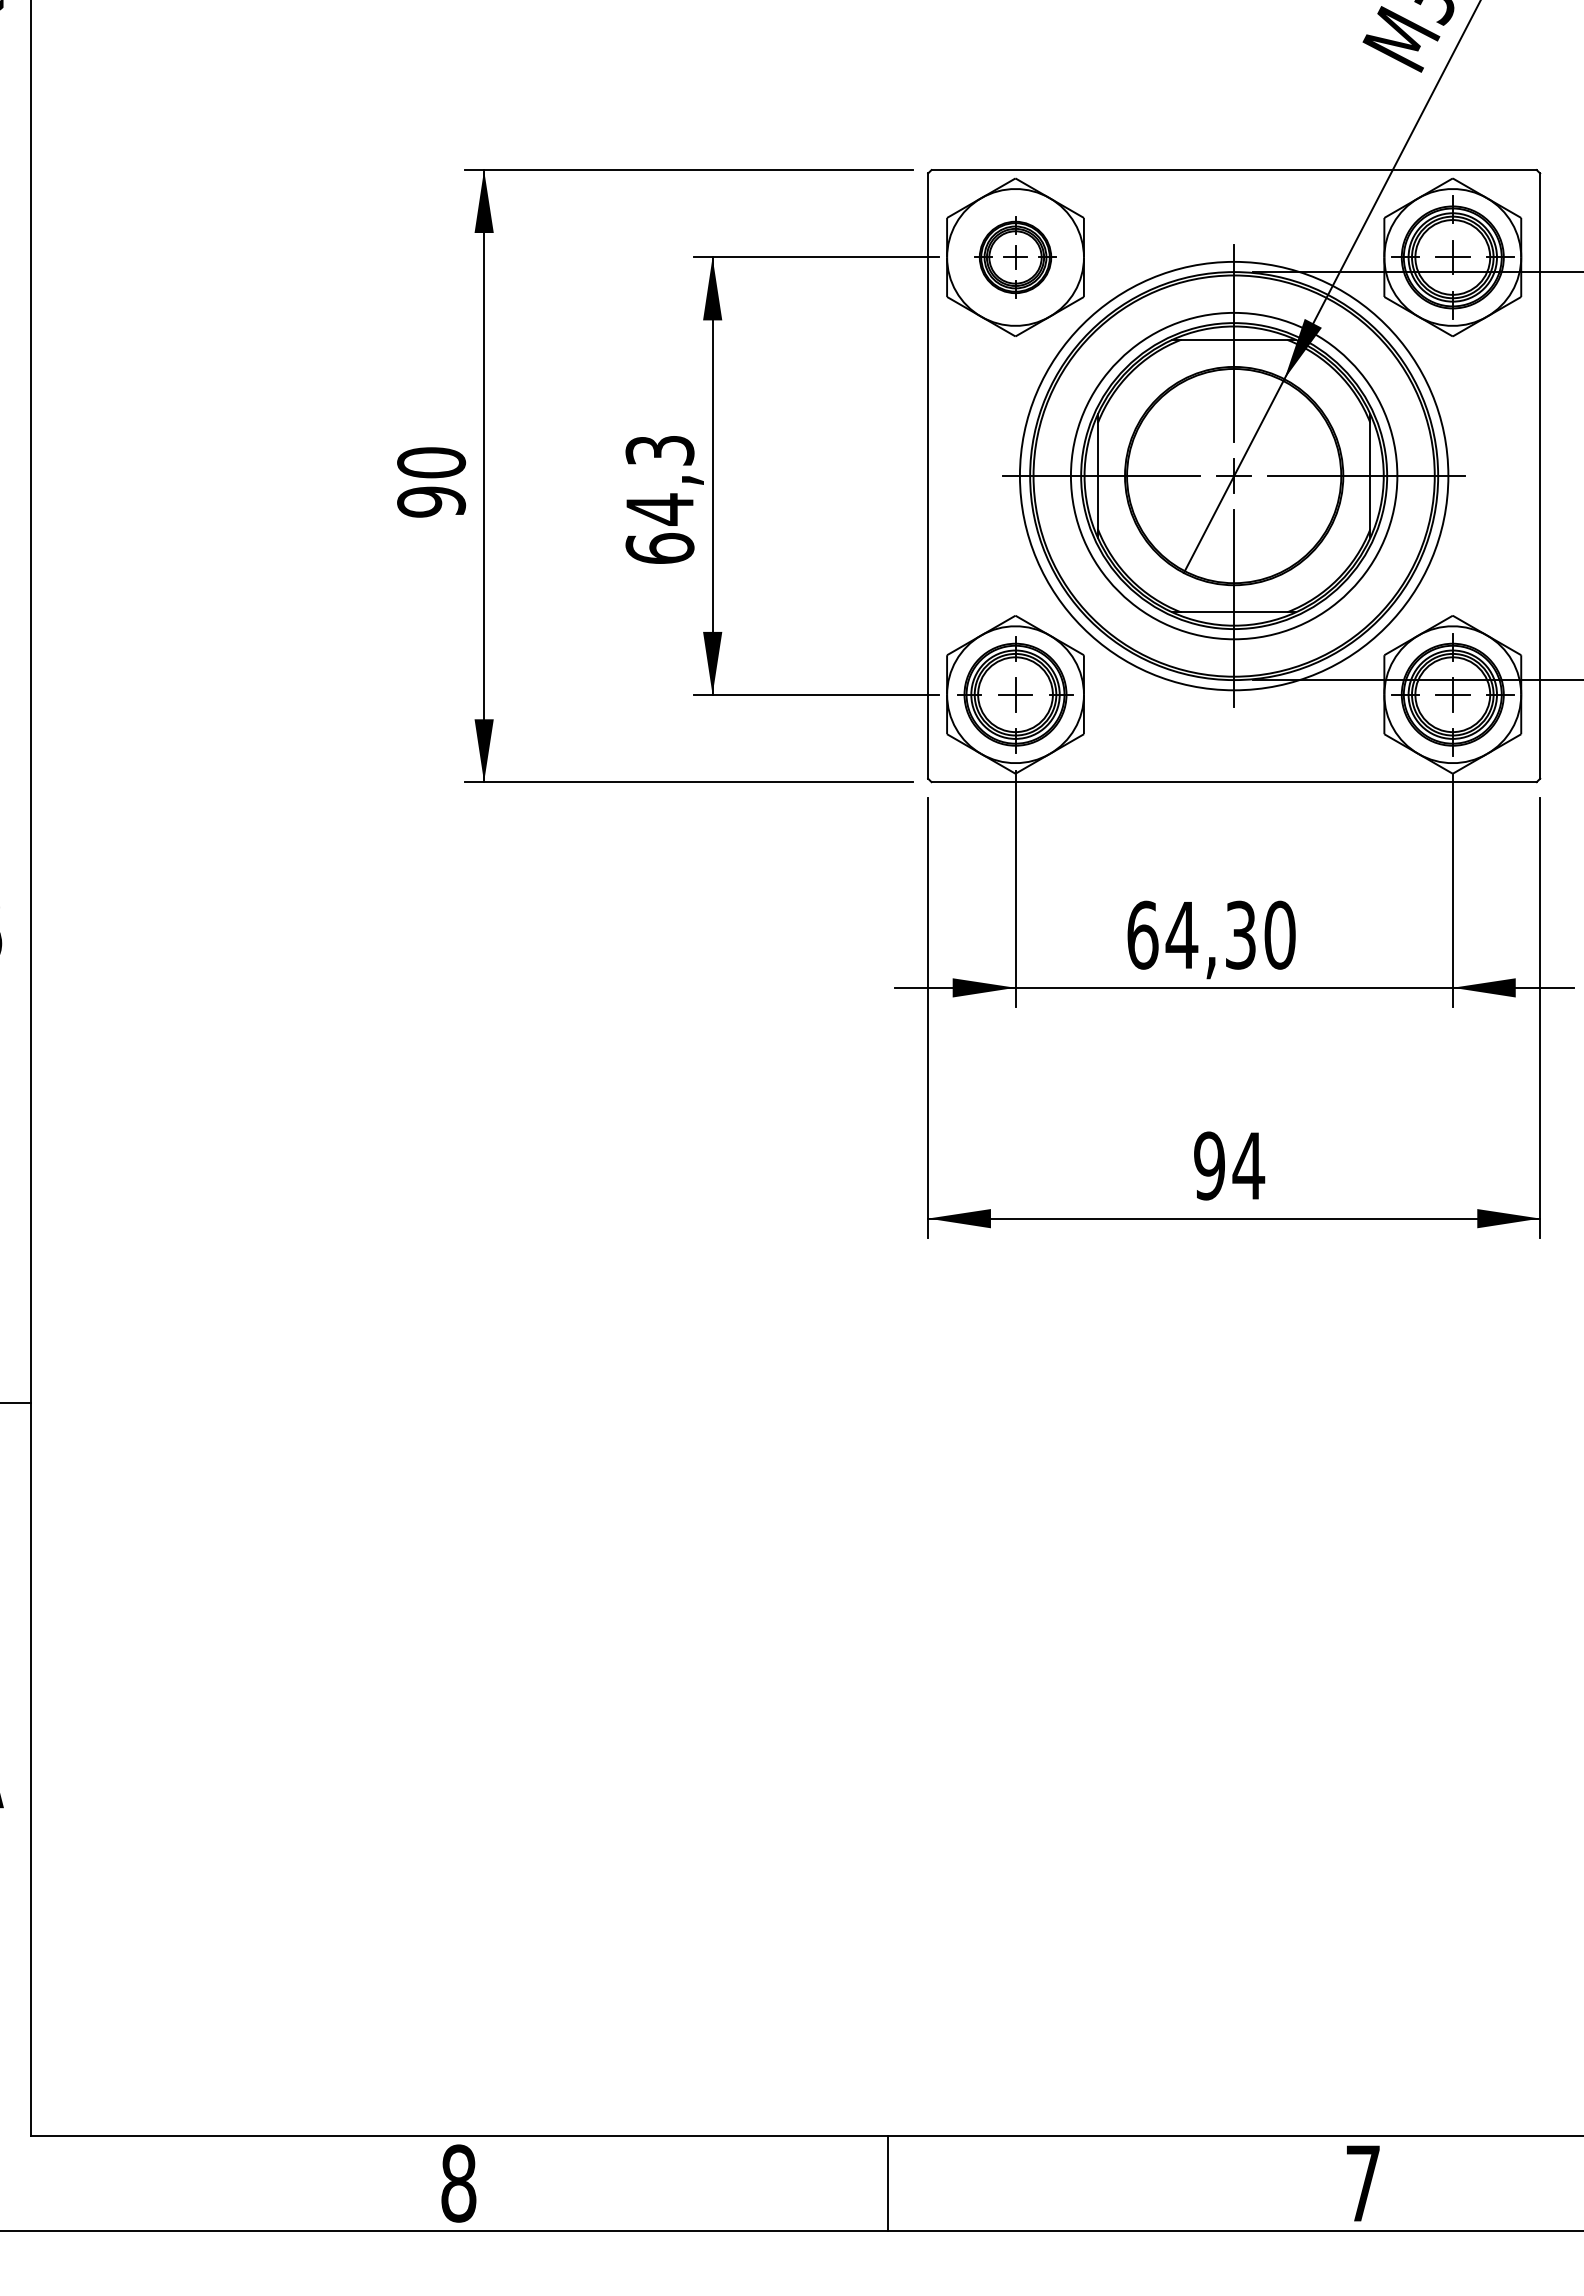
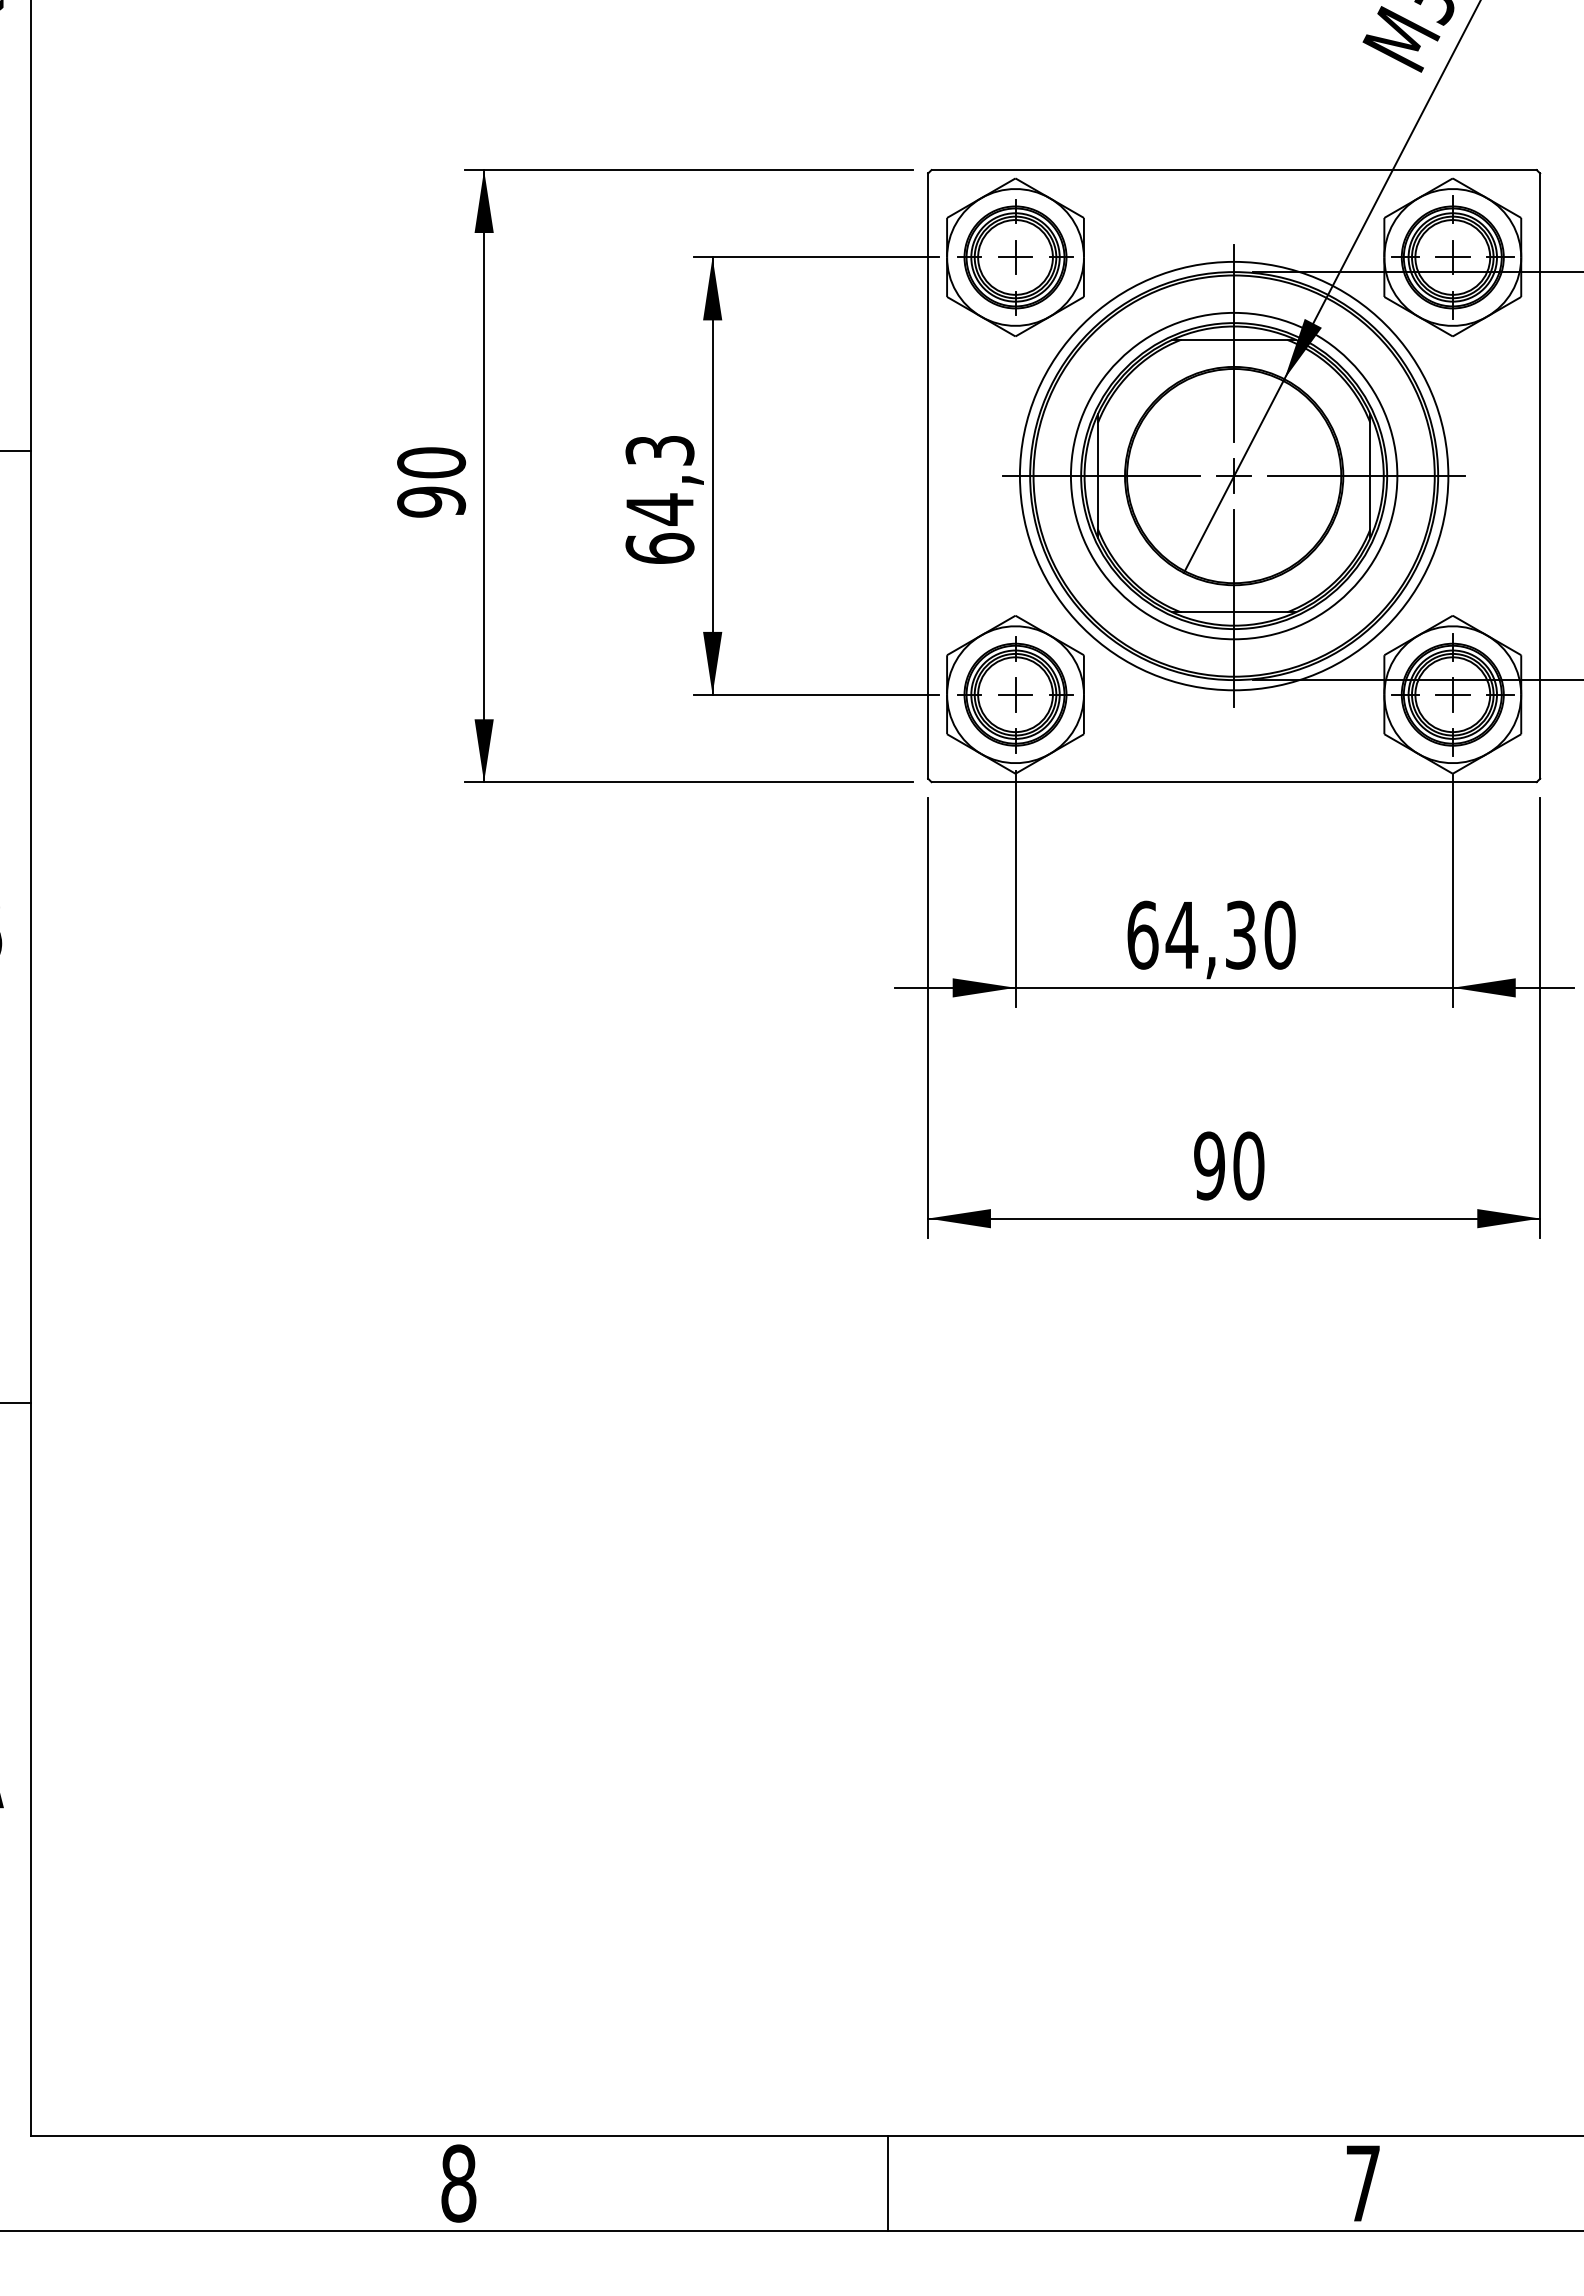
part size: 83x83 px -> 117x117 px (1015, 257)
line: none -> present (16, 451)
text: 94 -> 90 (1248, 1165)
